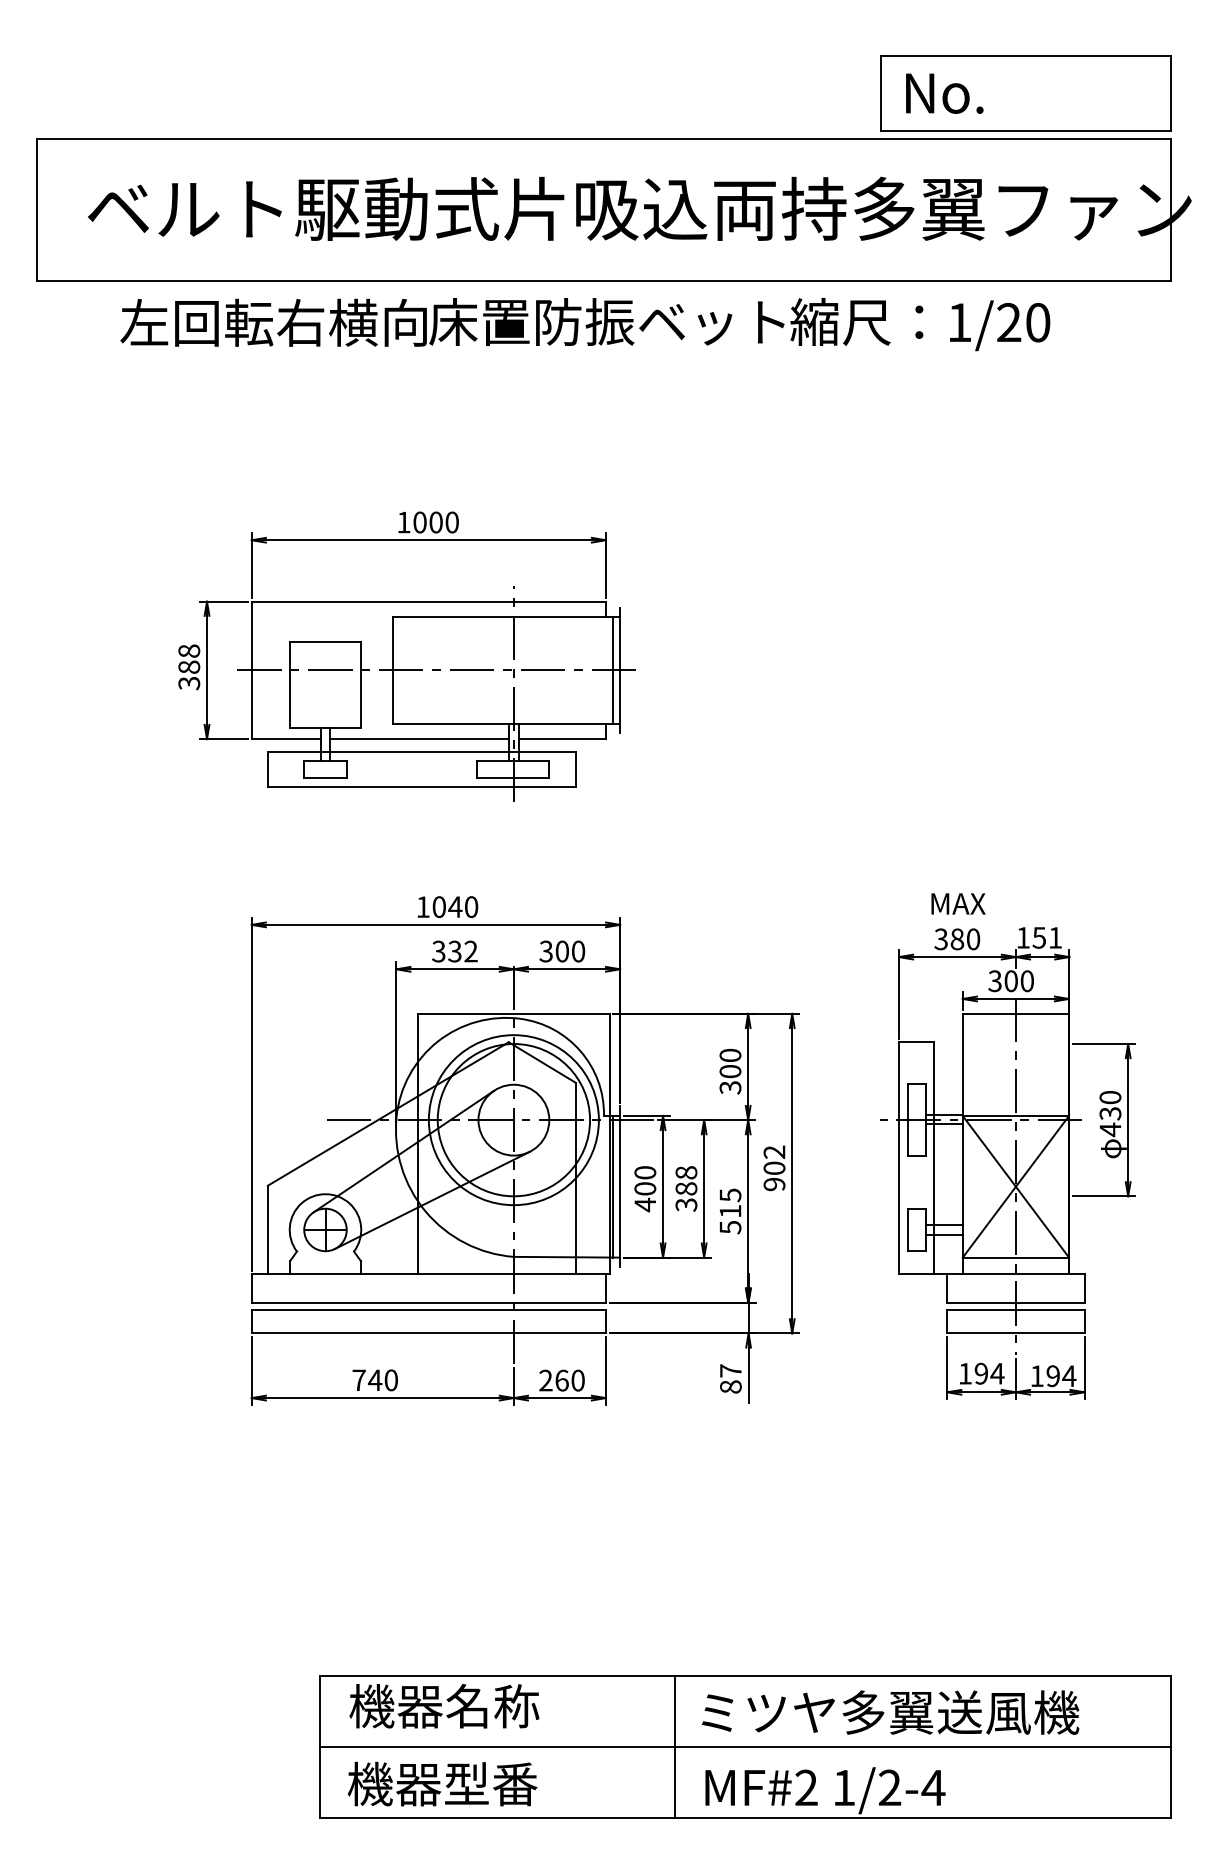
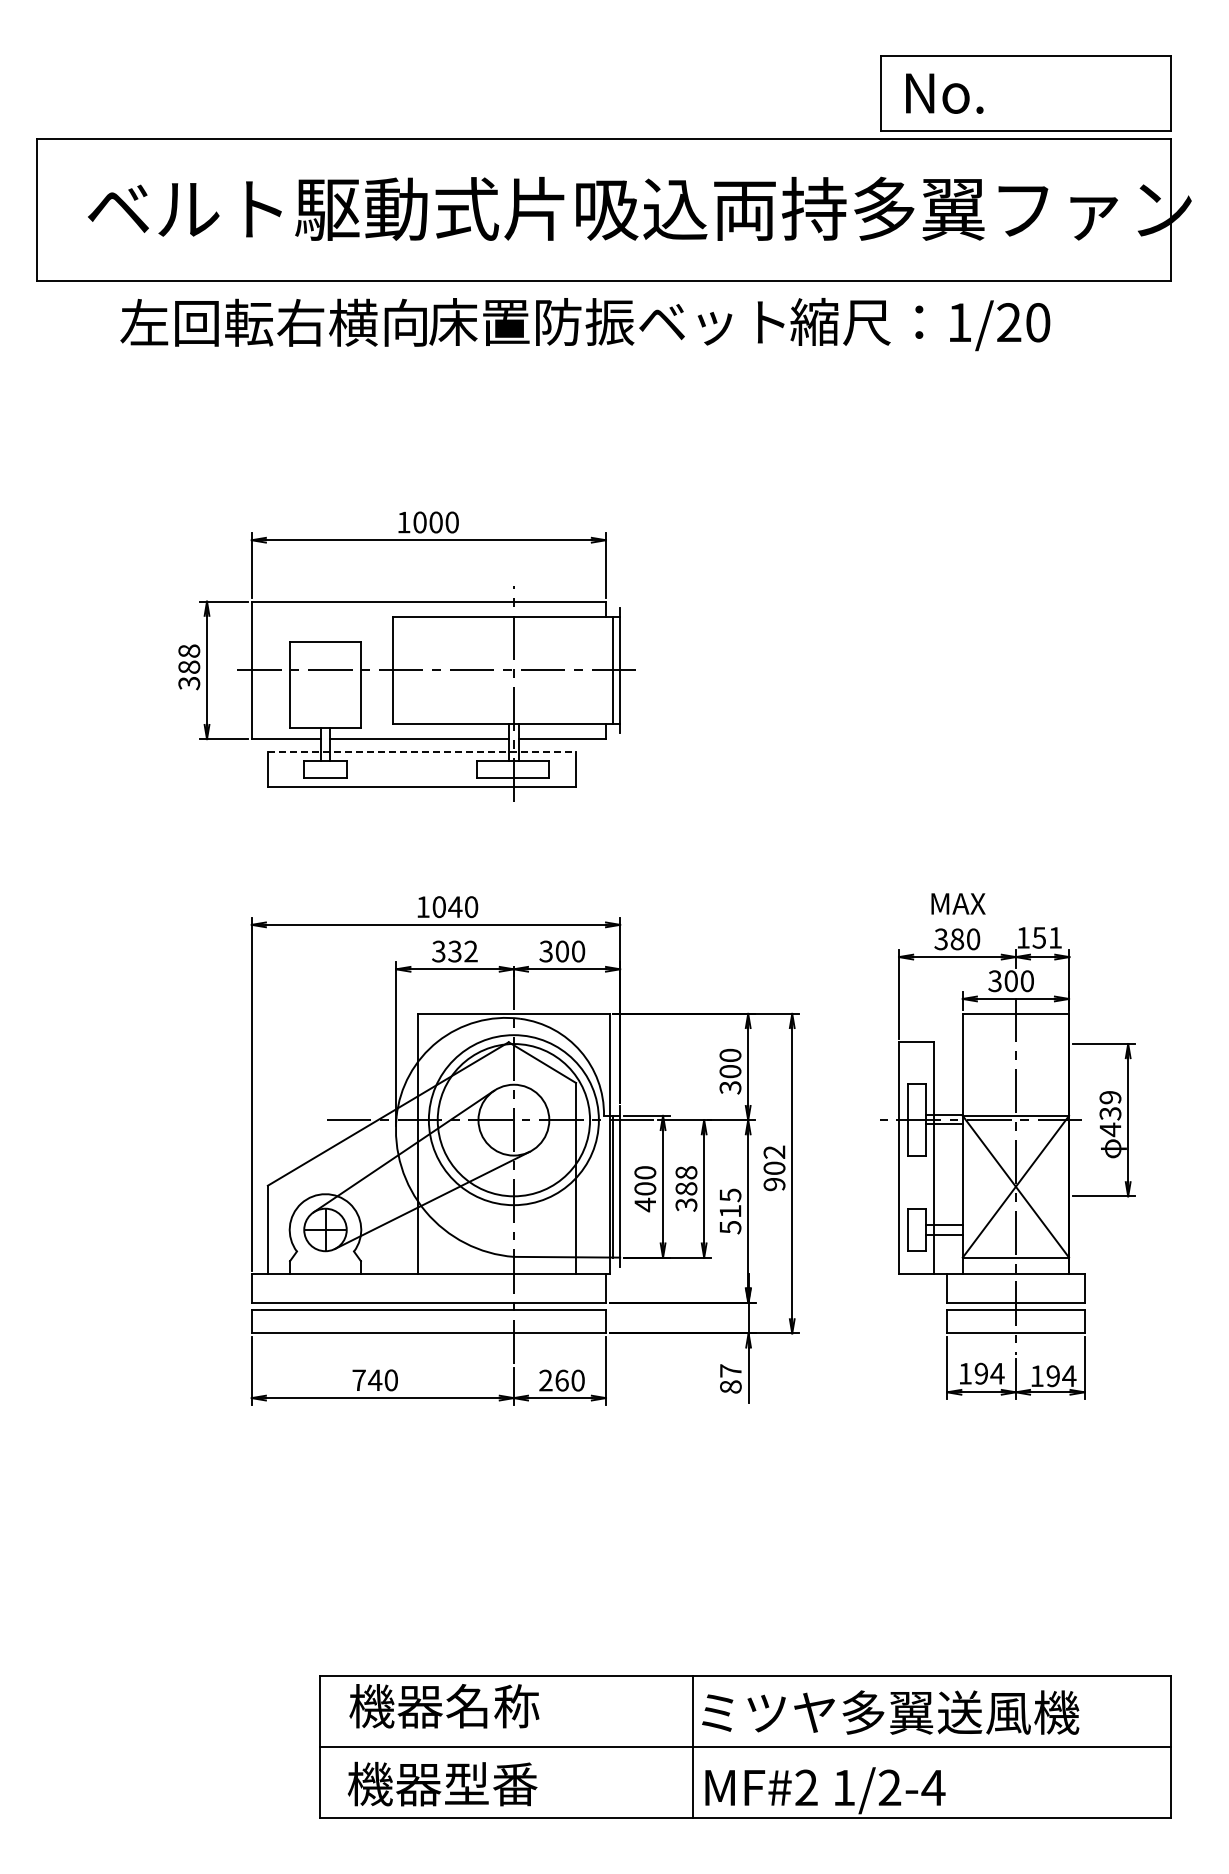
line: solid -> dashed (422, 751)
text: 430 -> 439 (1110, 1097)
line position: (674, 1746) -> (692, 1746) (692, 1746)
